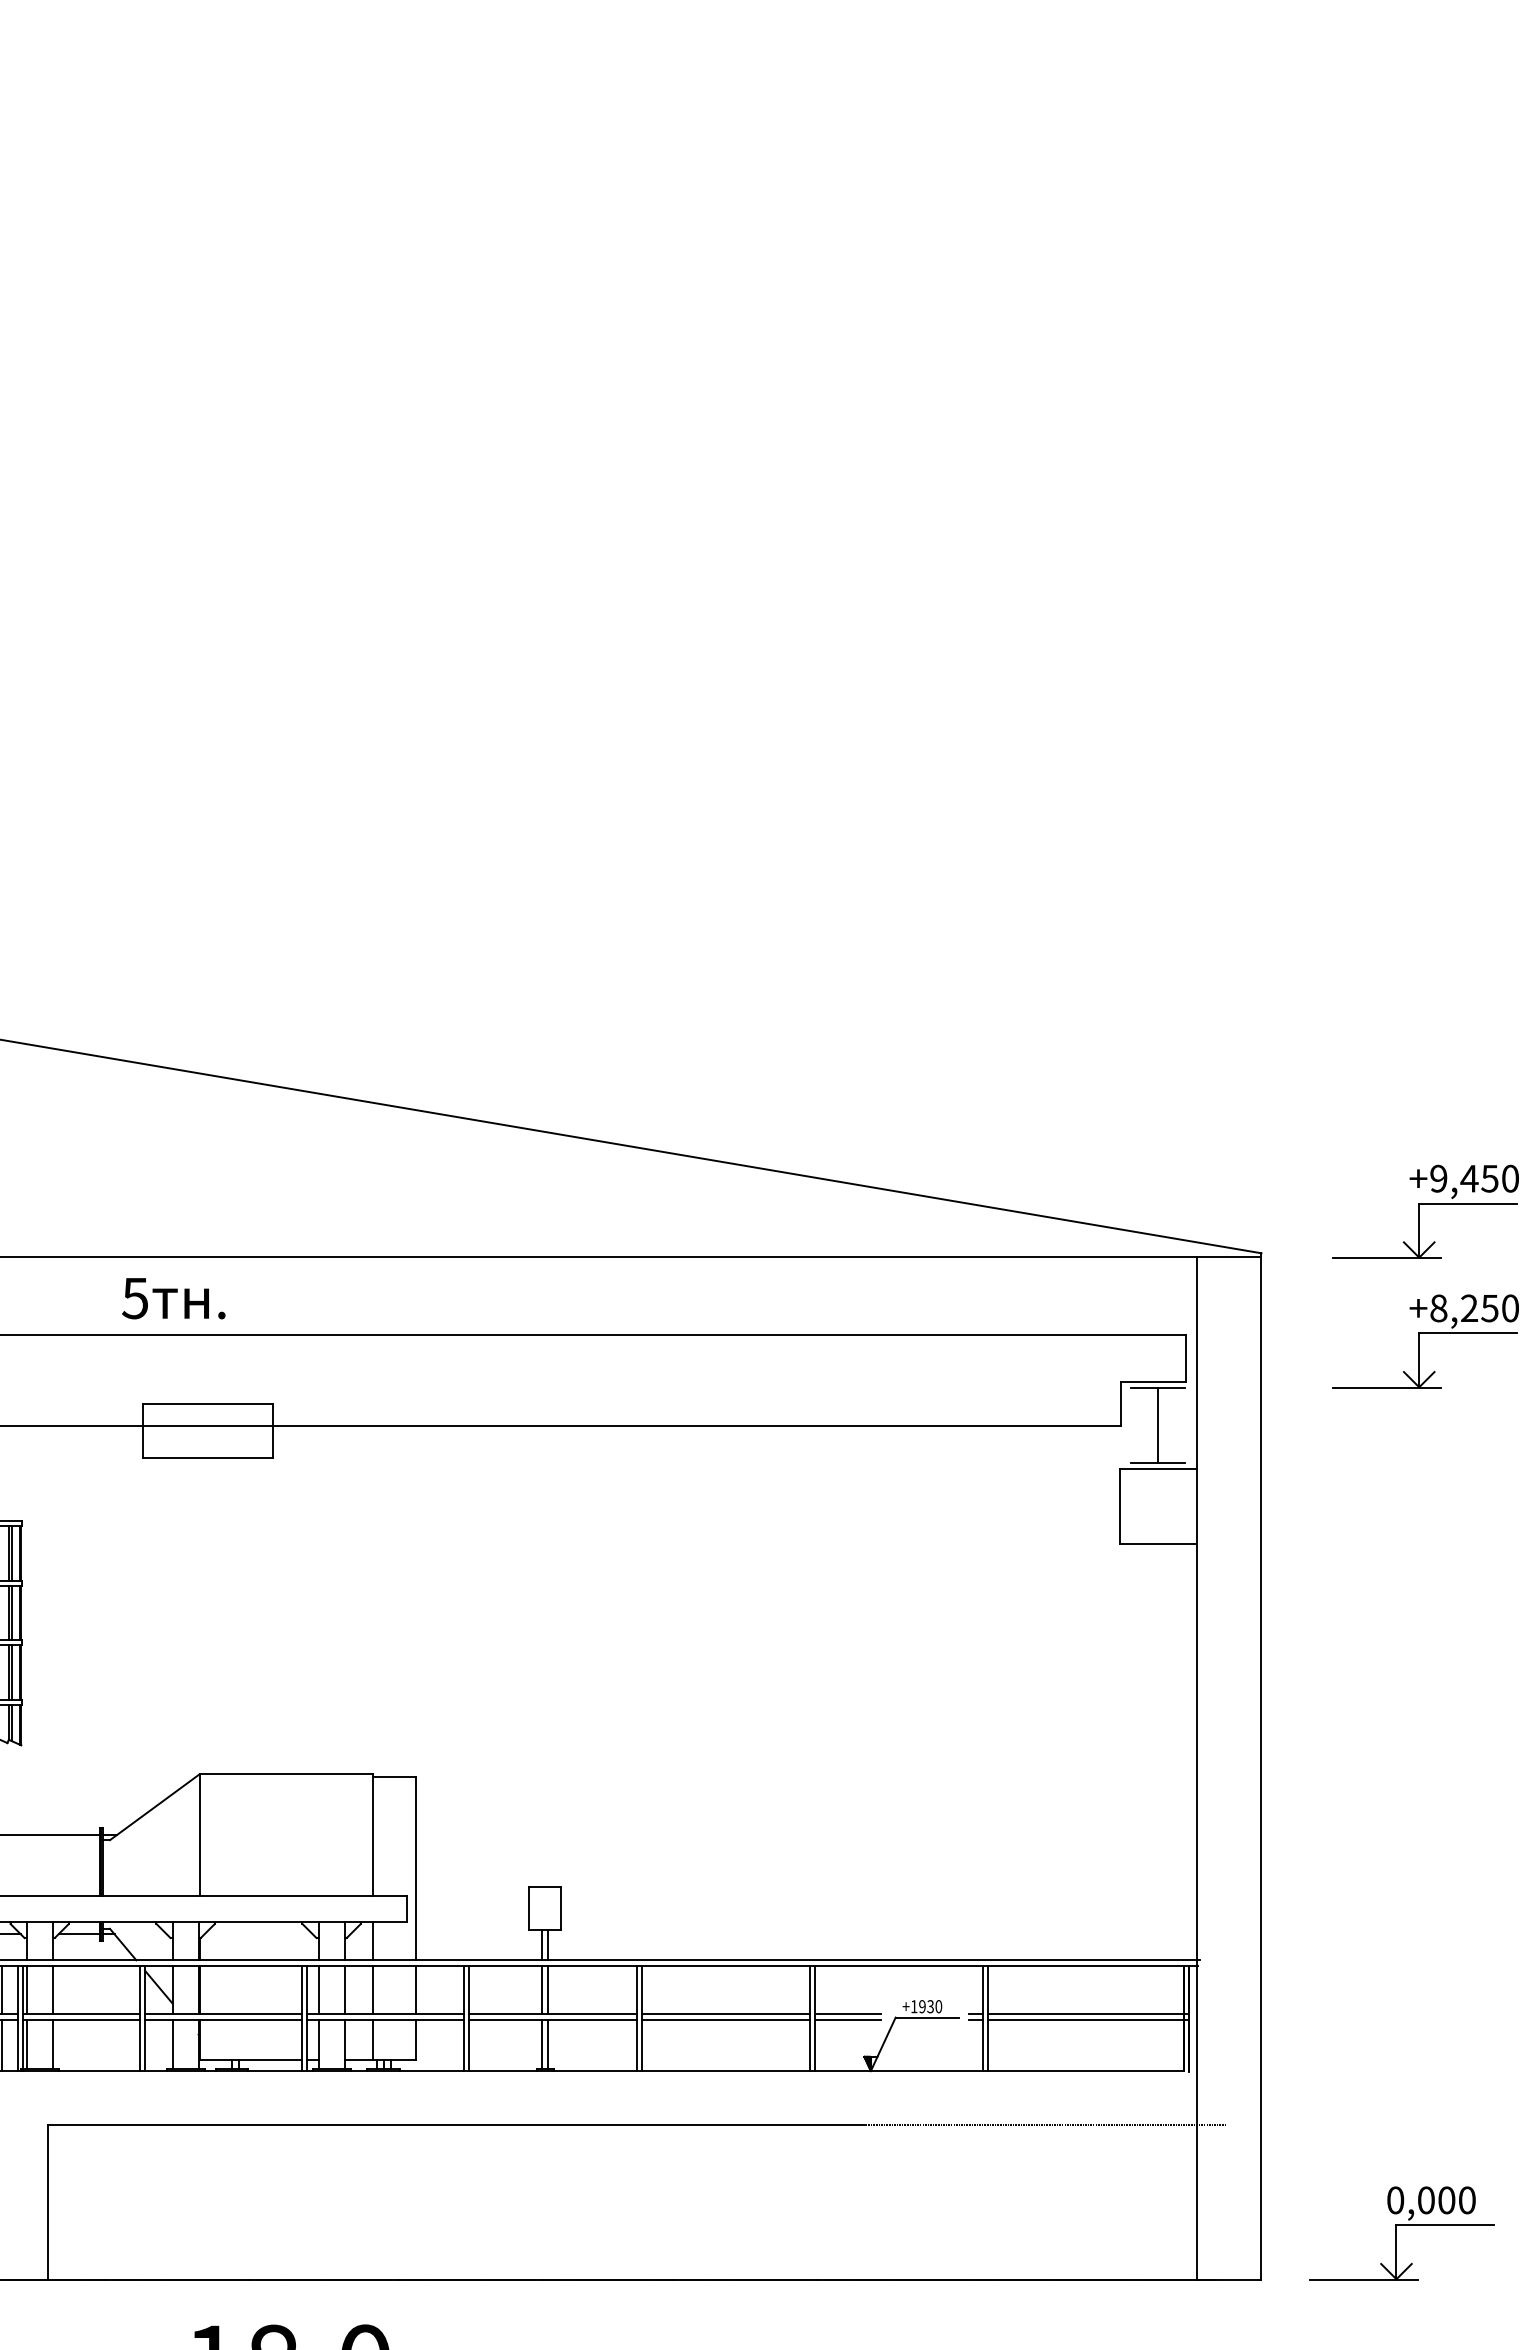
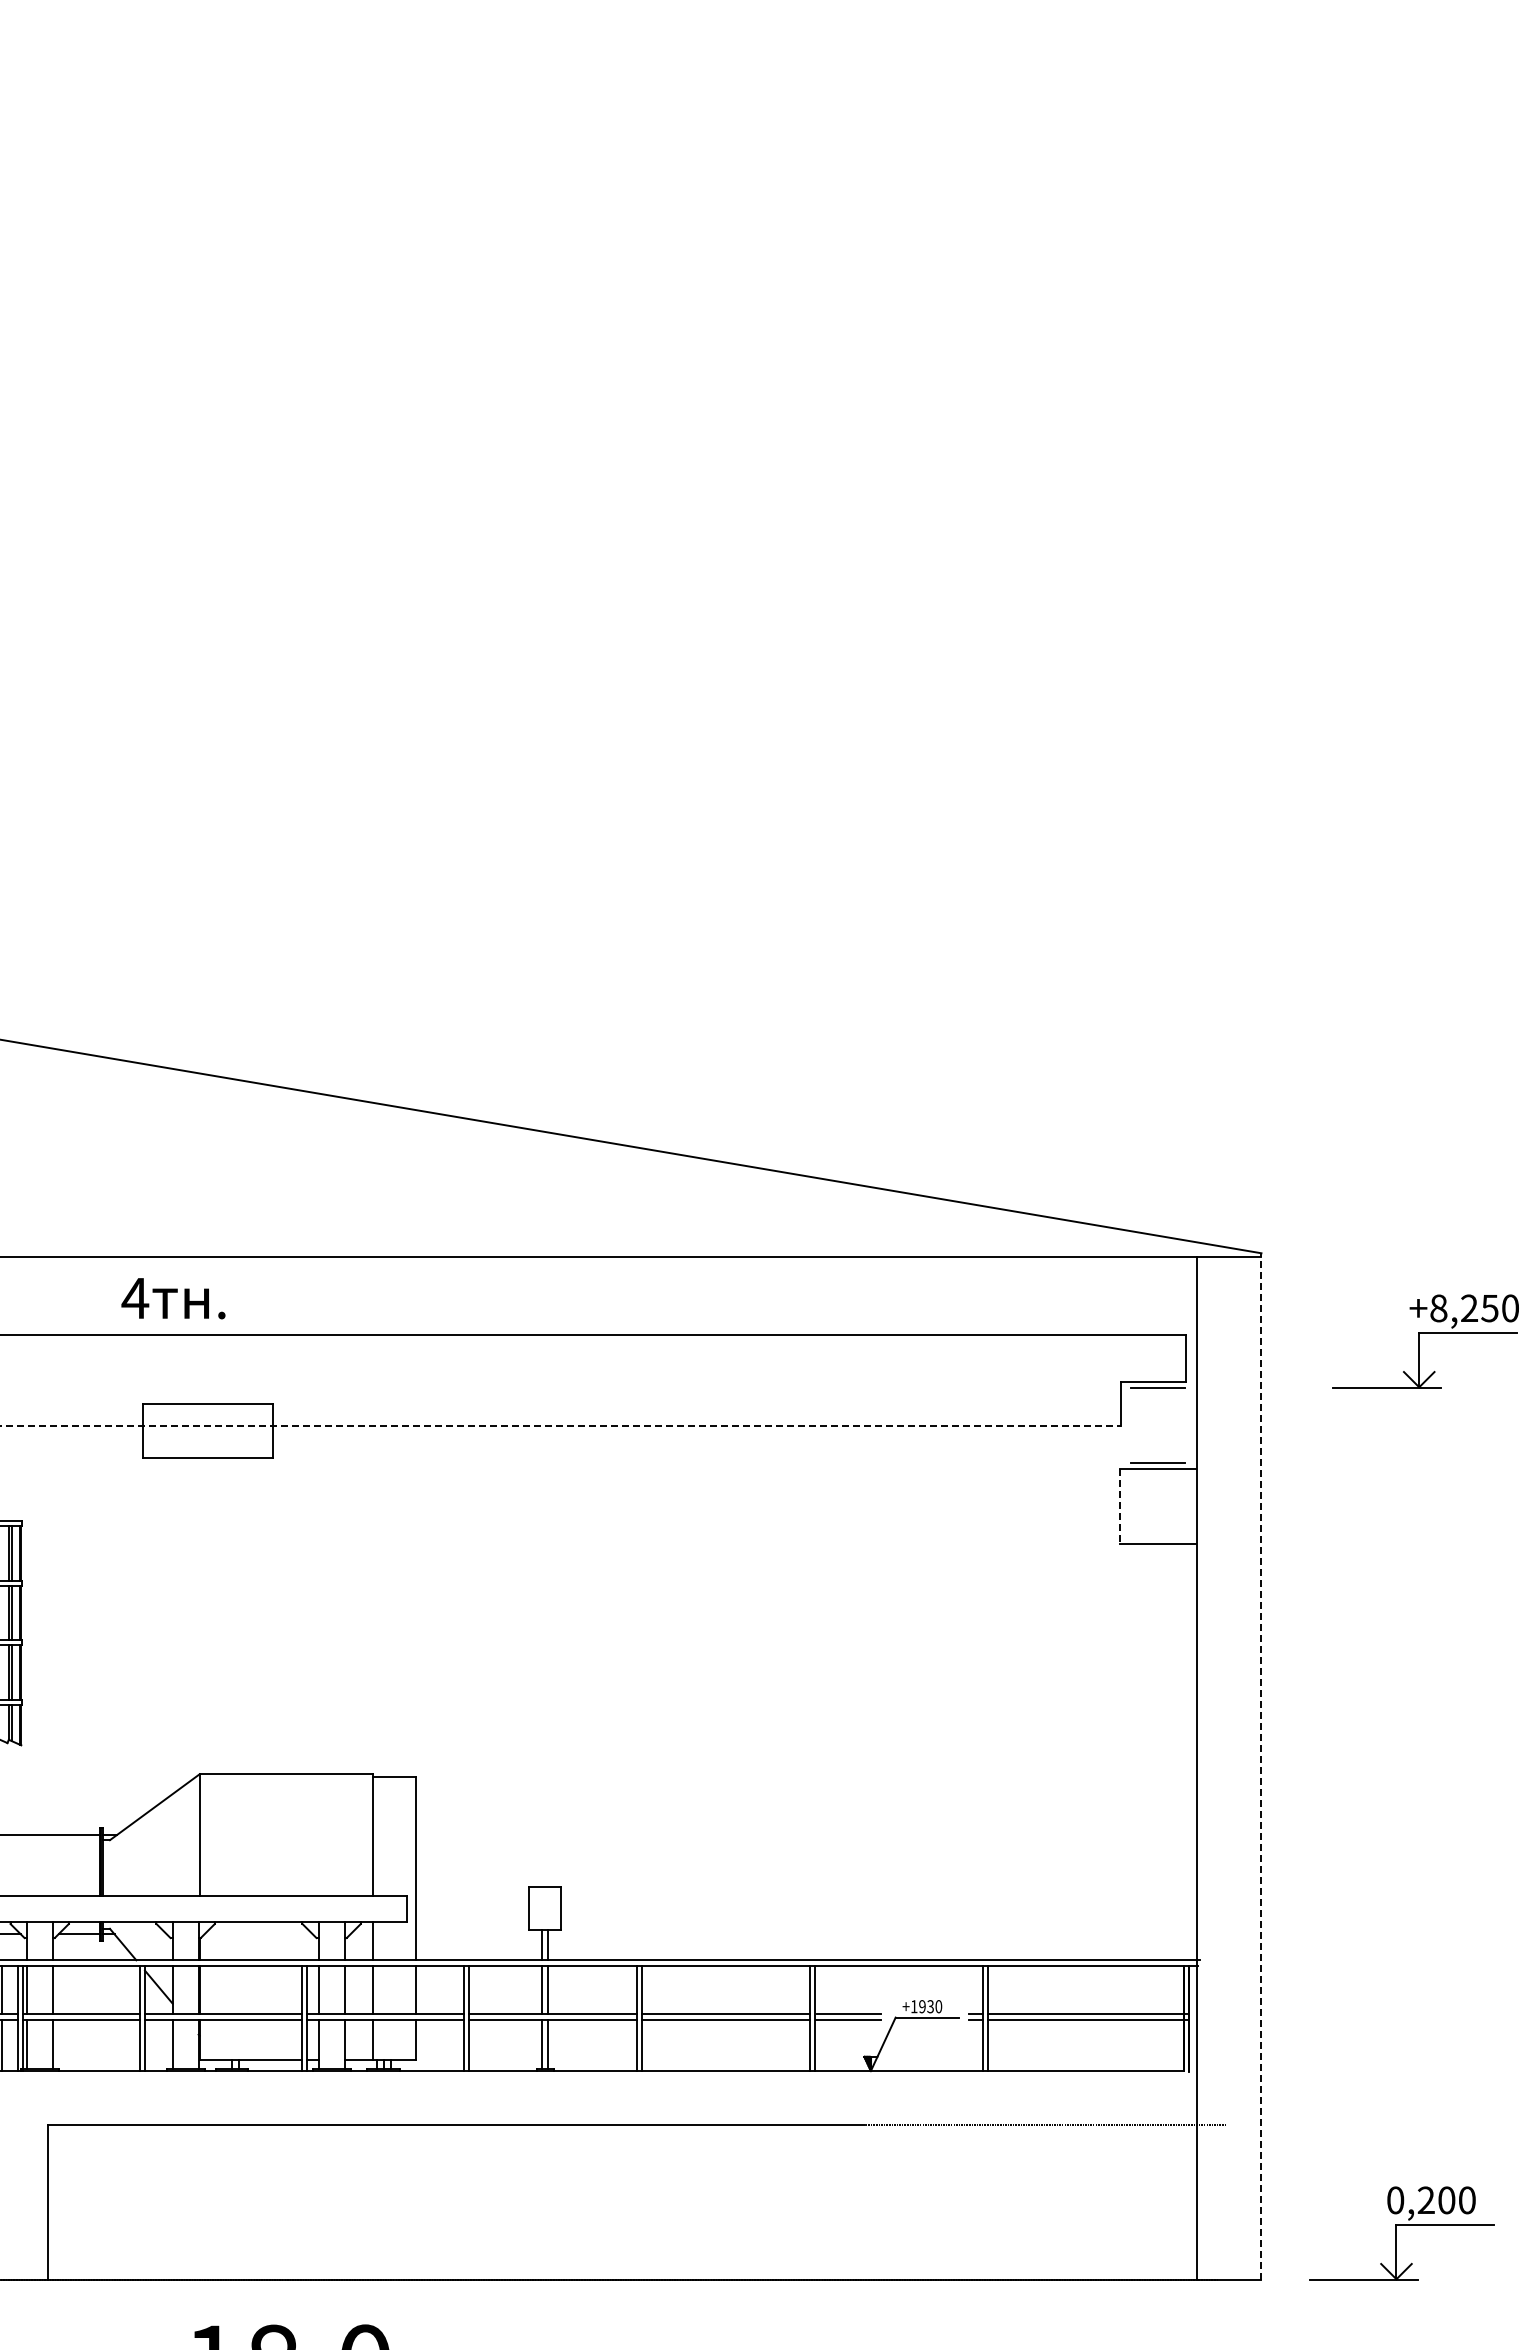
part: present -> none (1425, 1211)
text: 5 -> 4 (135, 1298)
line: solid -> dashed (561, 1425)
line: present -> none (1158, 1425)
line: solid -> dashed (1120, 1506)
line: solid -> dashed (1261, 1766)
text: 0,000 -> 0,200 (1425, 2200)
